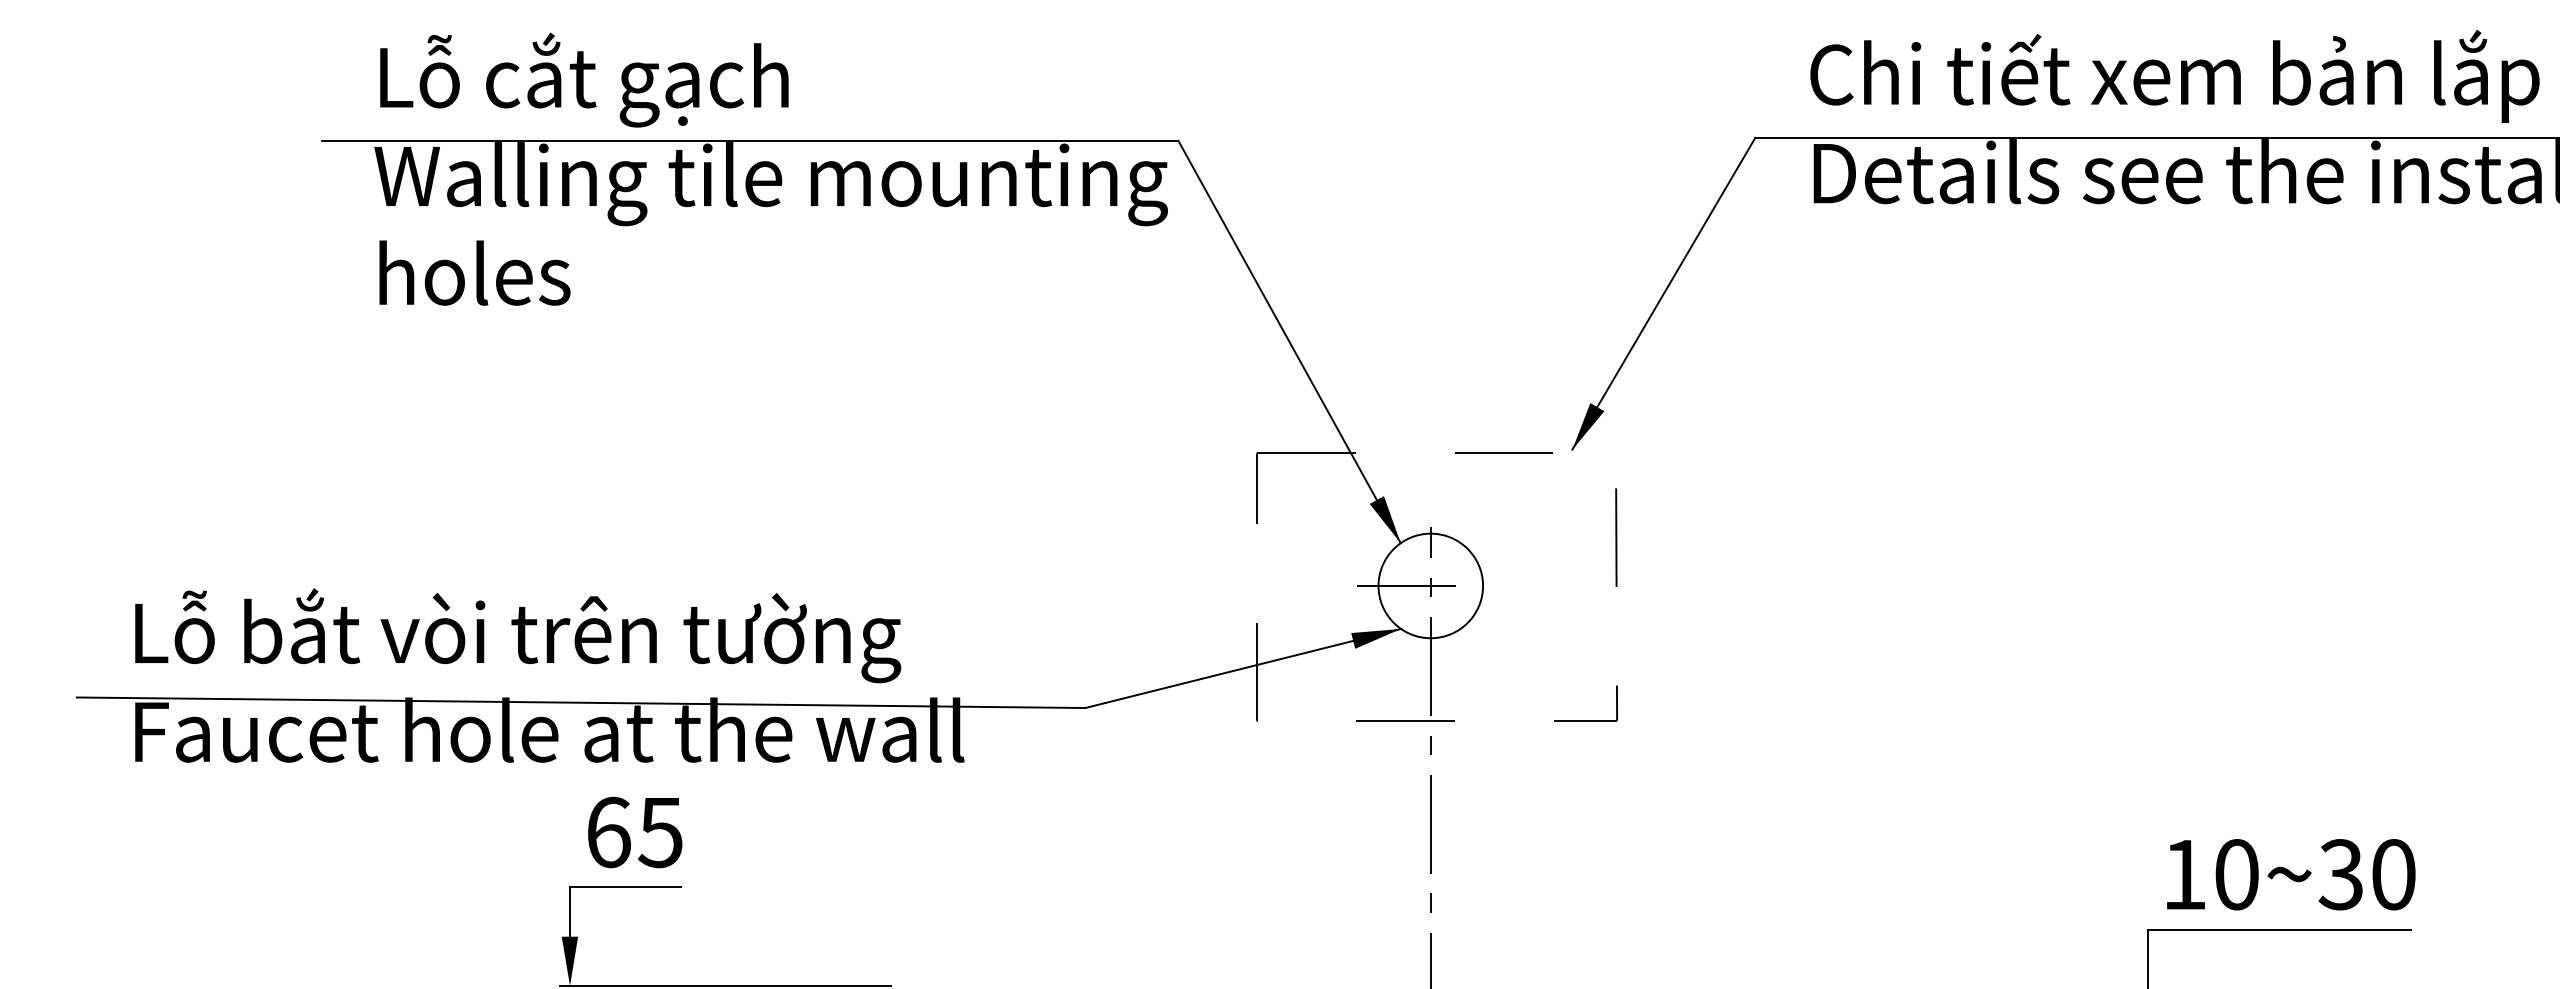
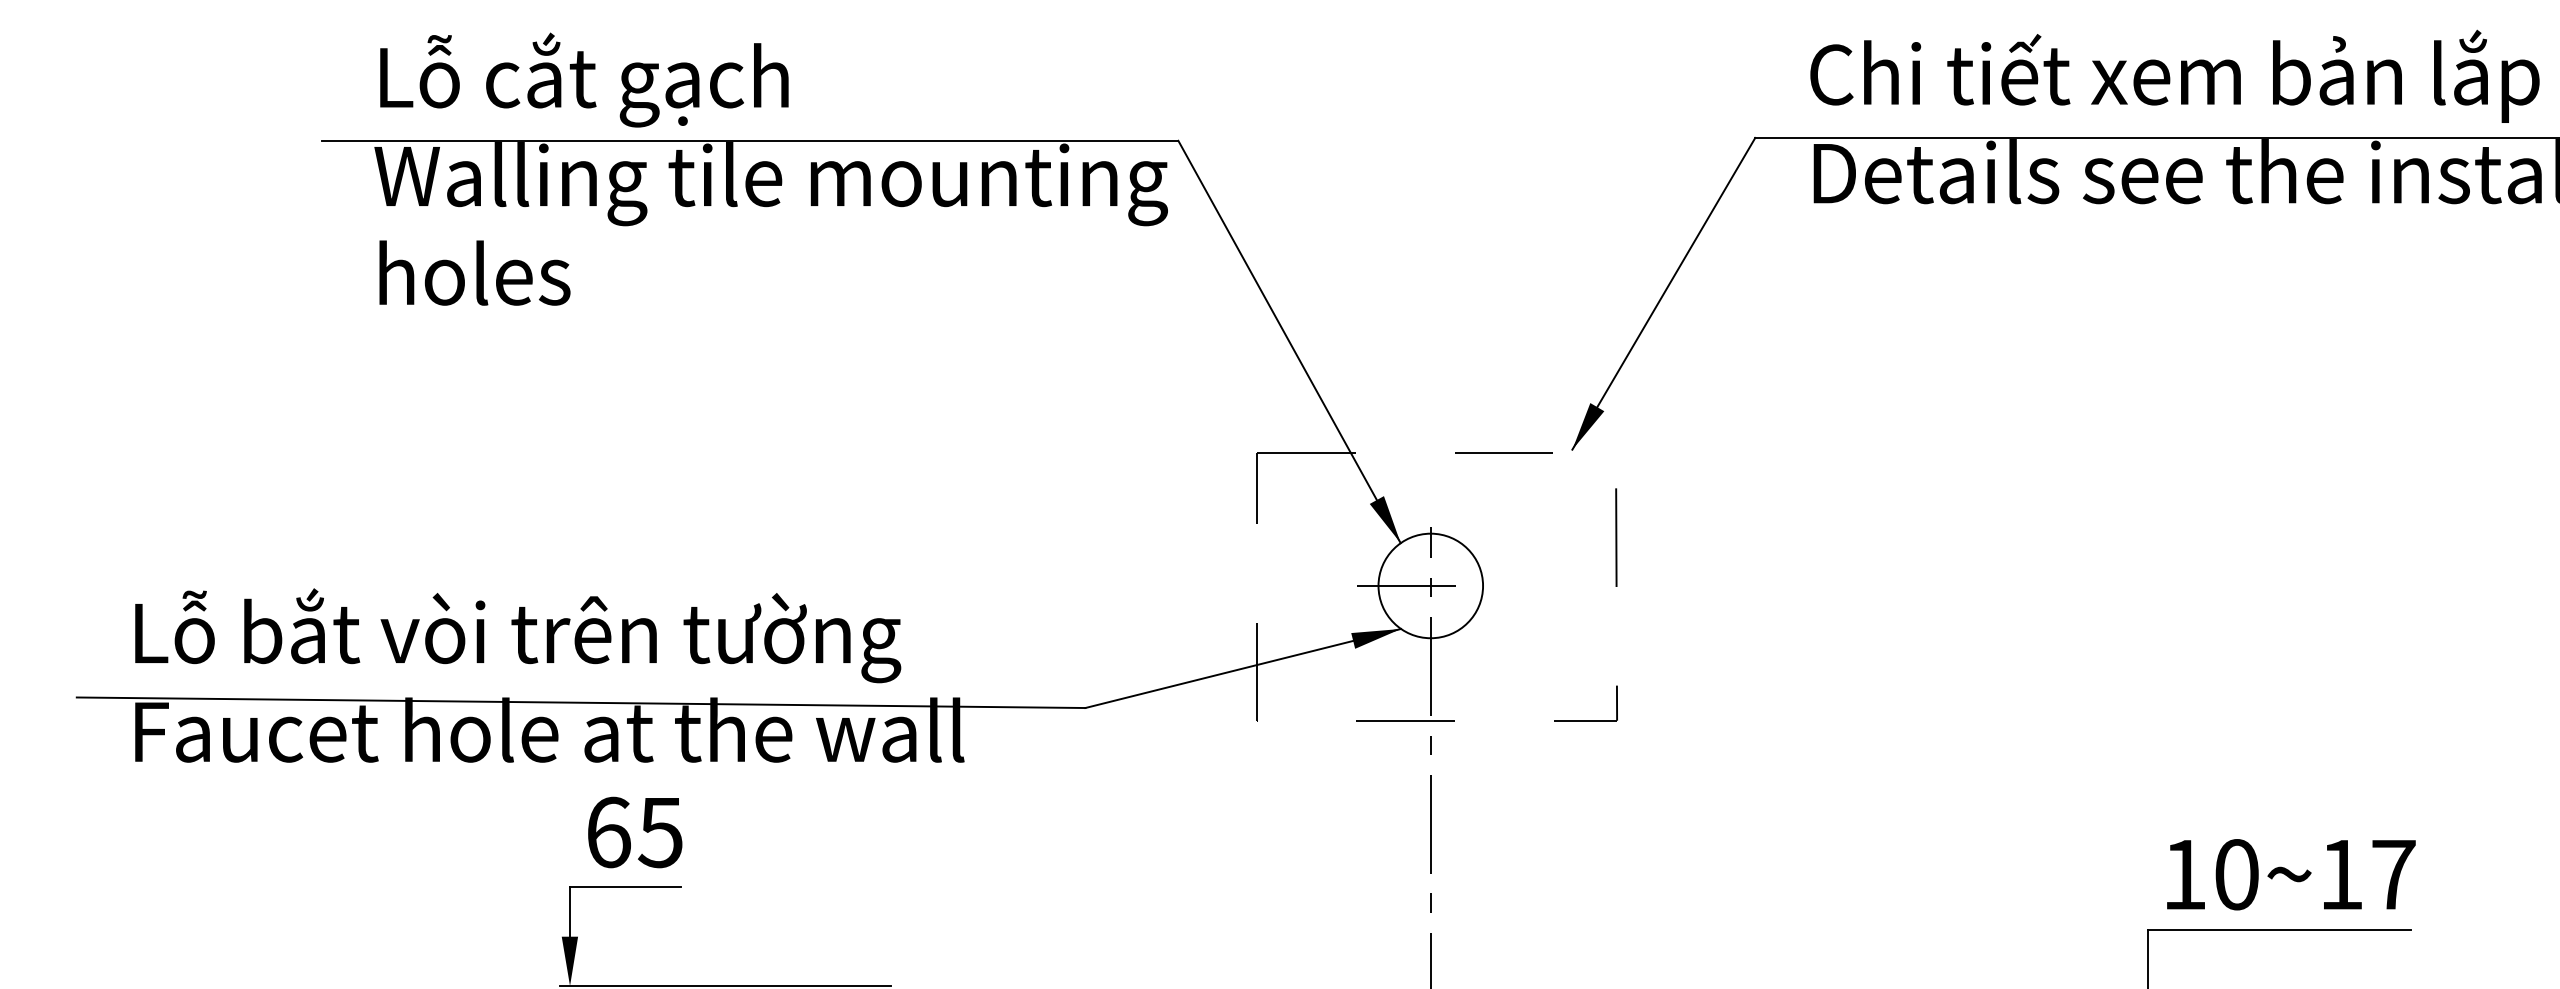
text: 10~30 -> 10~17 (2366, 874)
